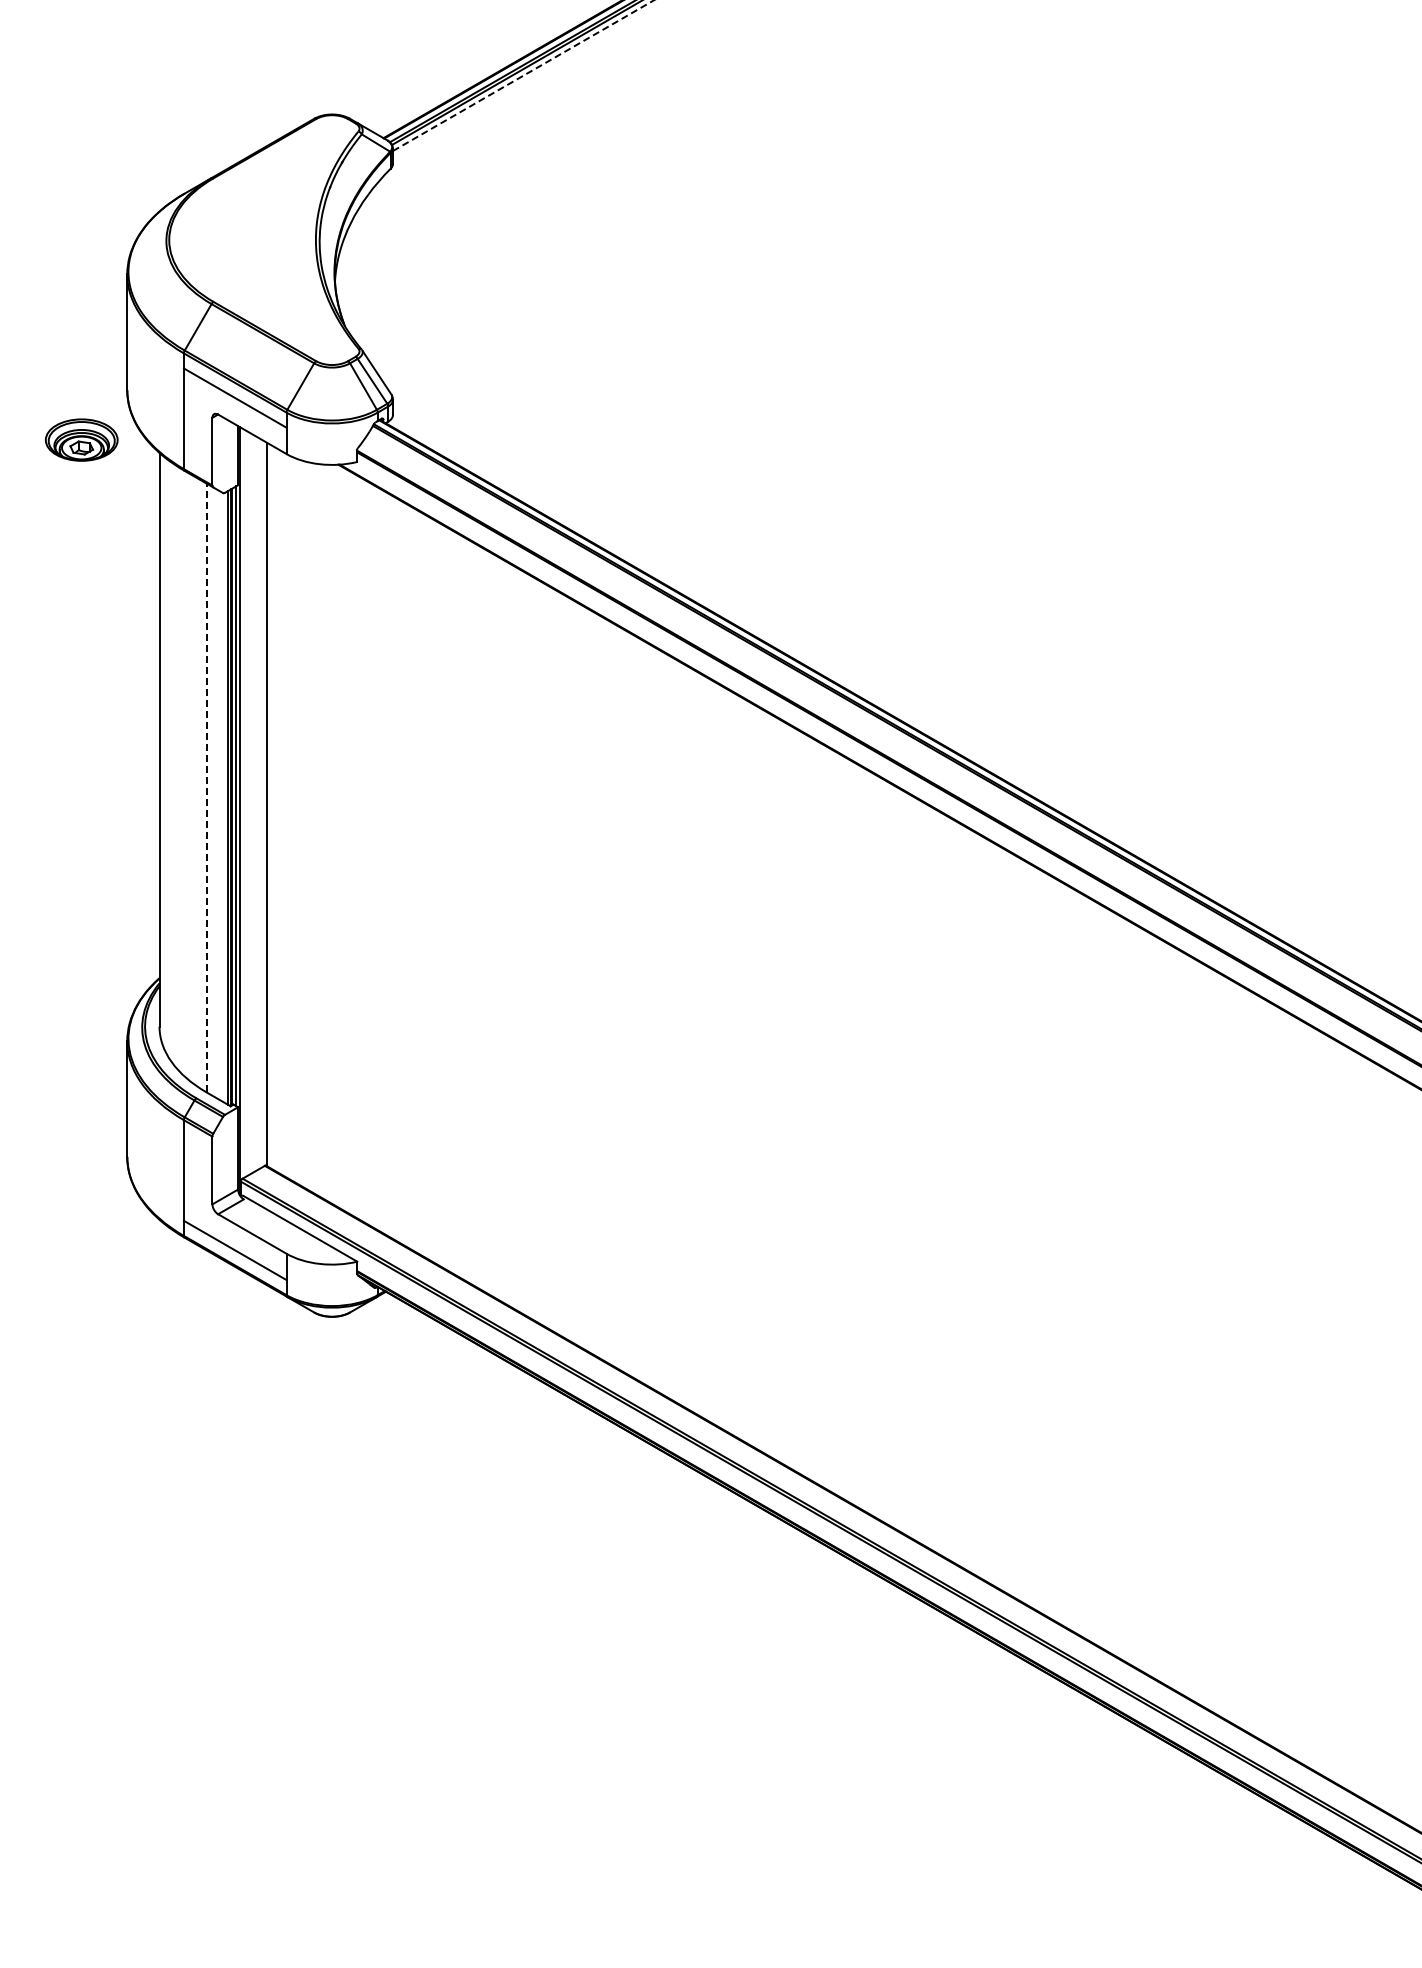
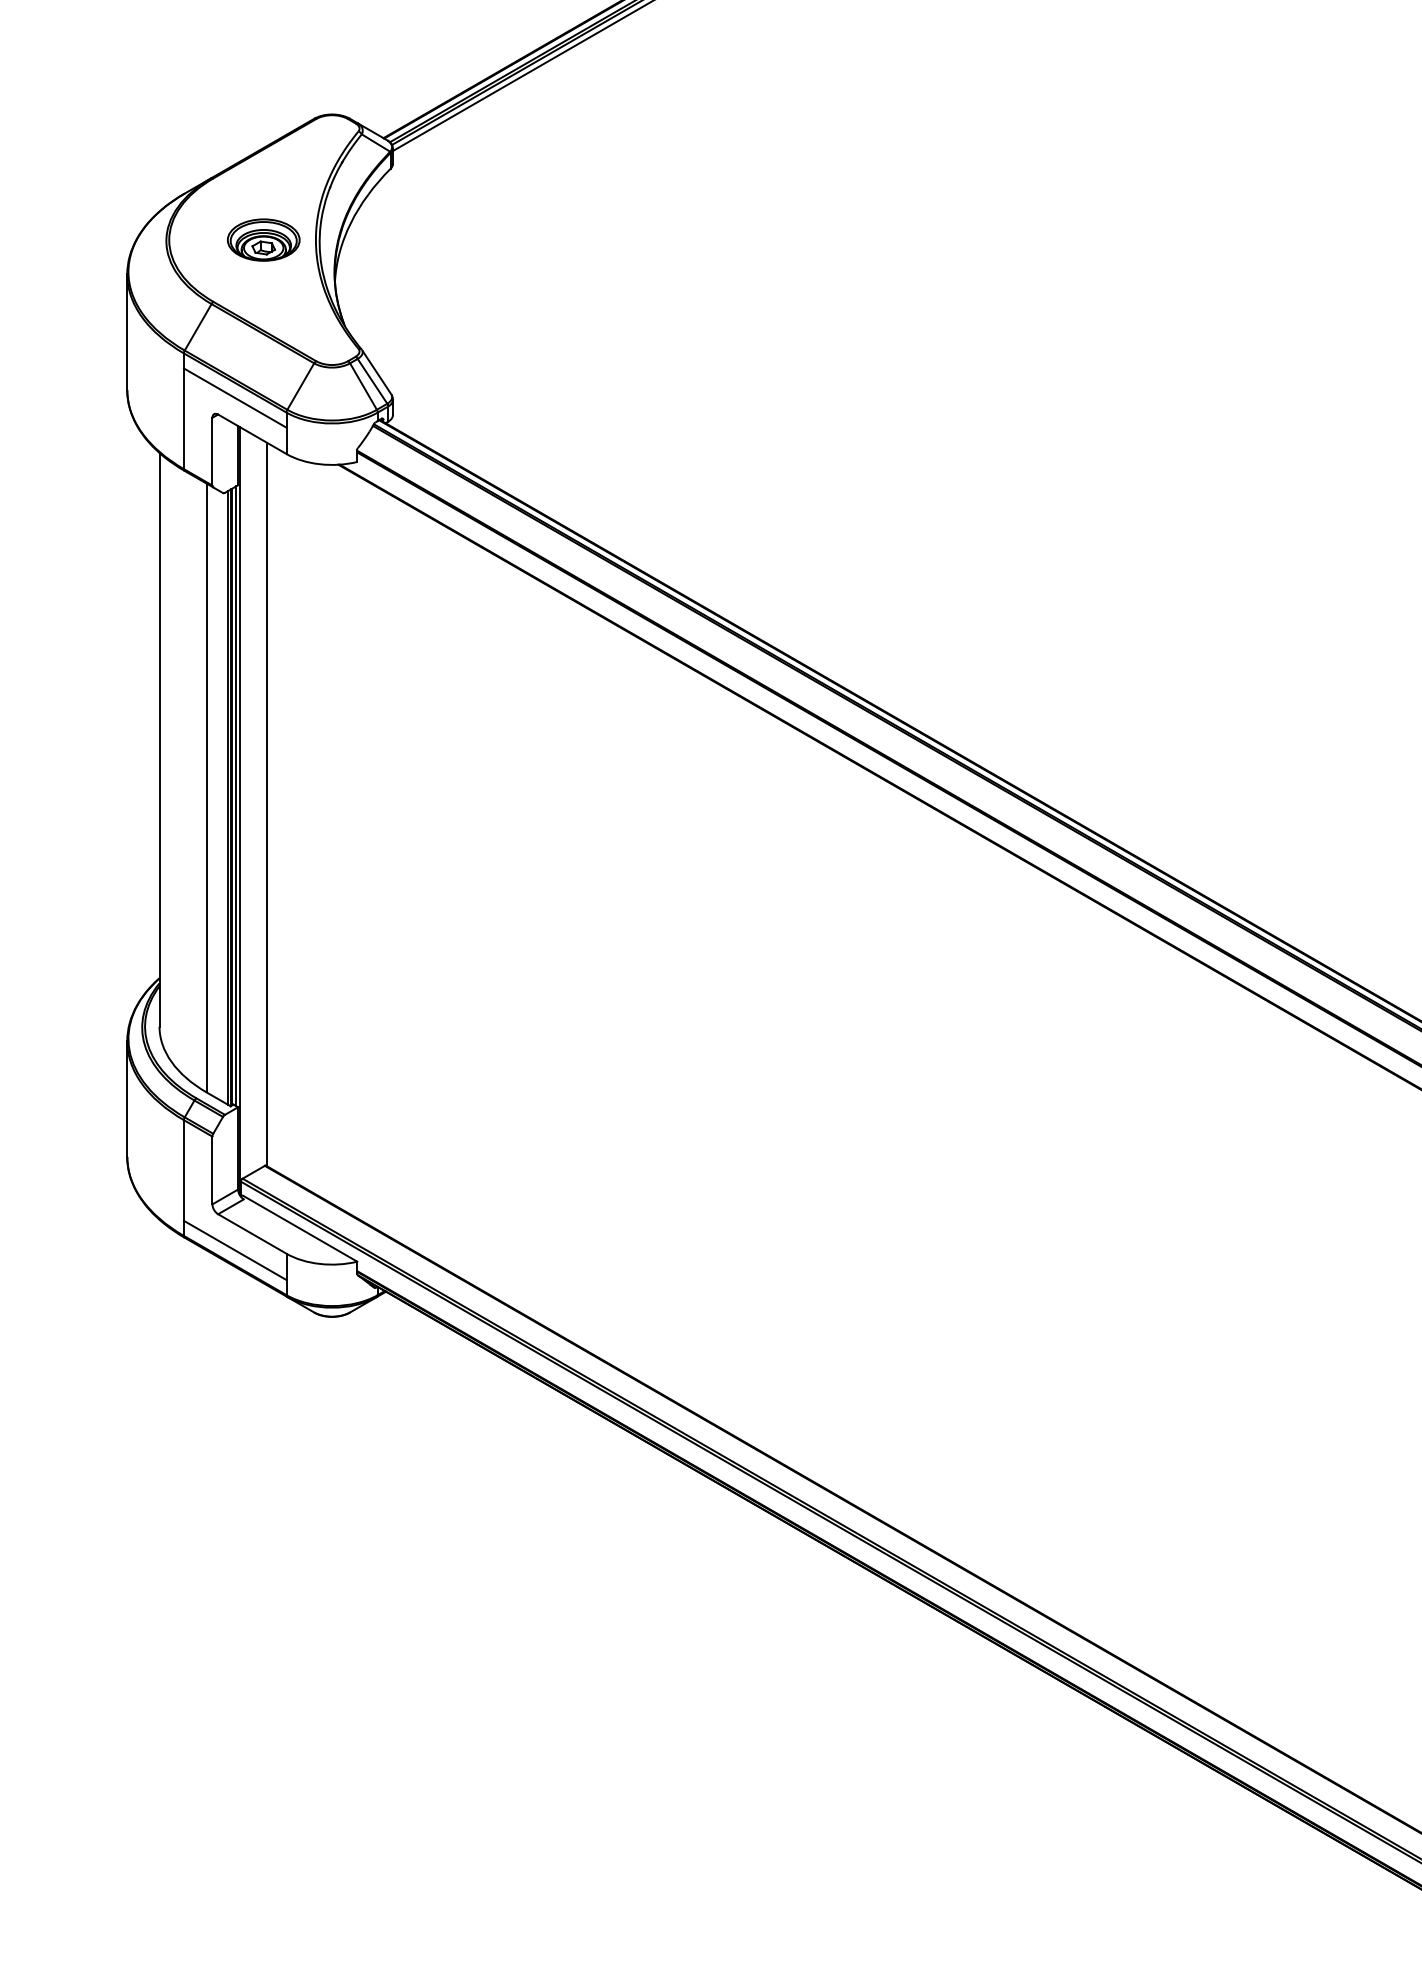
line: dashed -> solid (523, 75)
part position: (81, 439) -> (263, 239) (263, 239)
line: dashed -> solid (206, 787)
